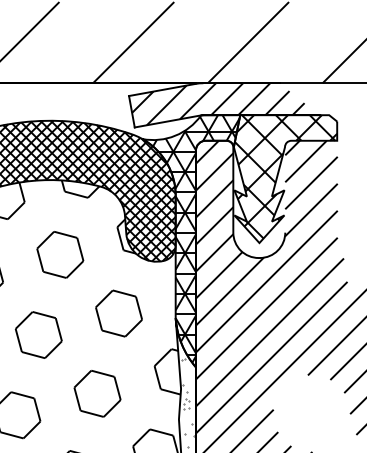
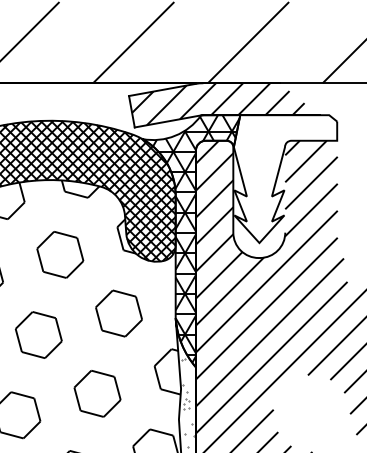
hatch: present -> none (285, 176)
